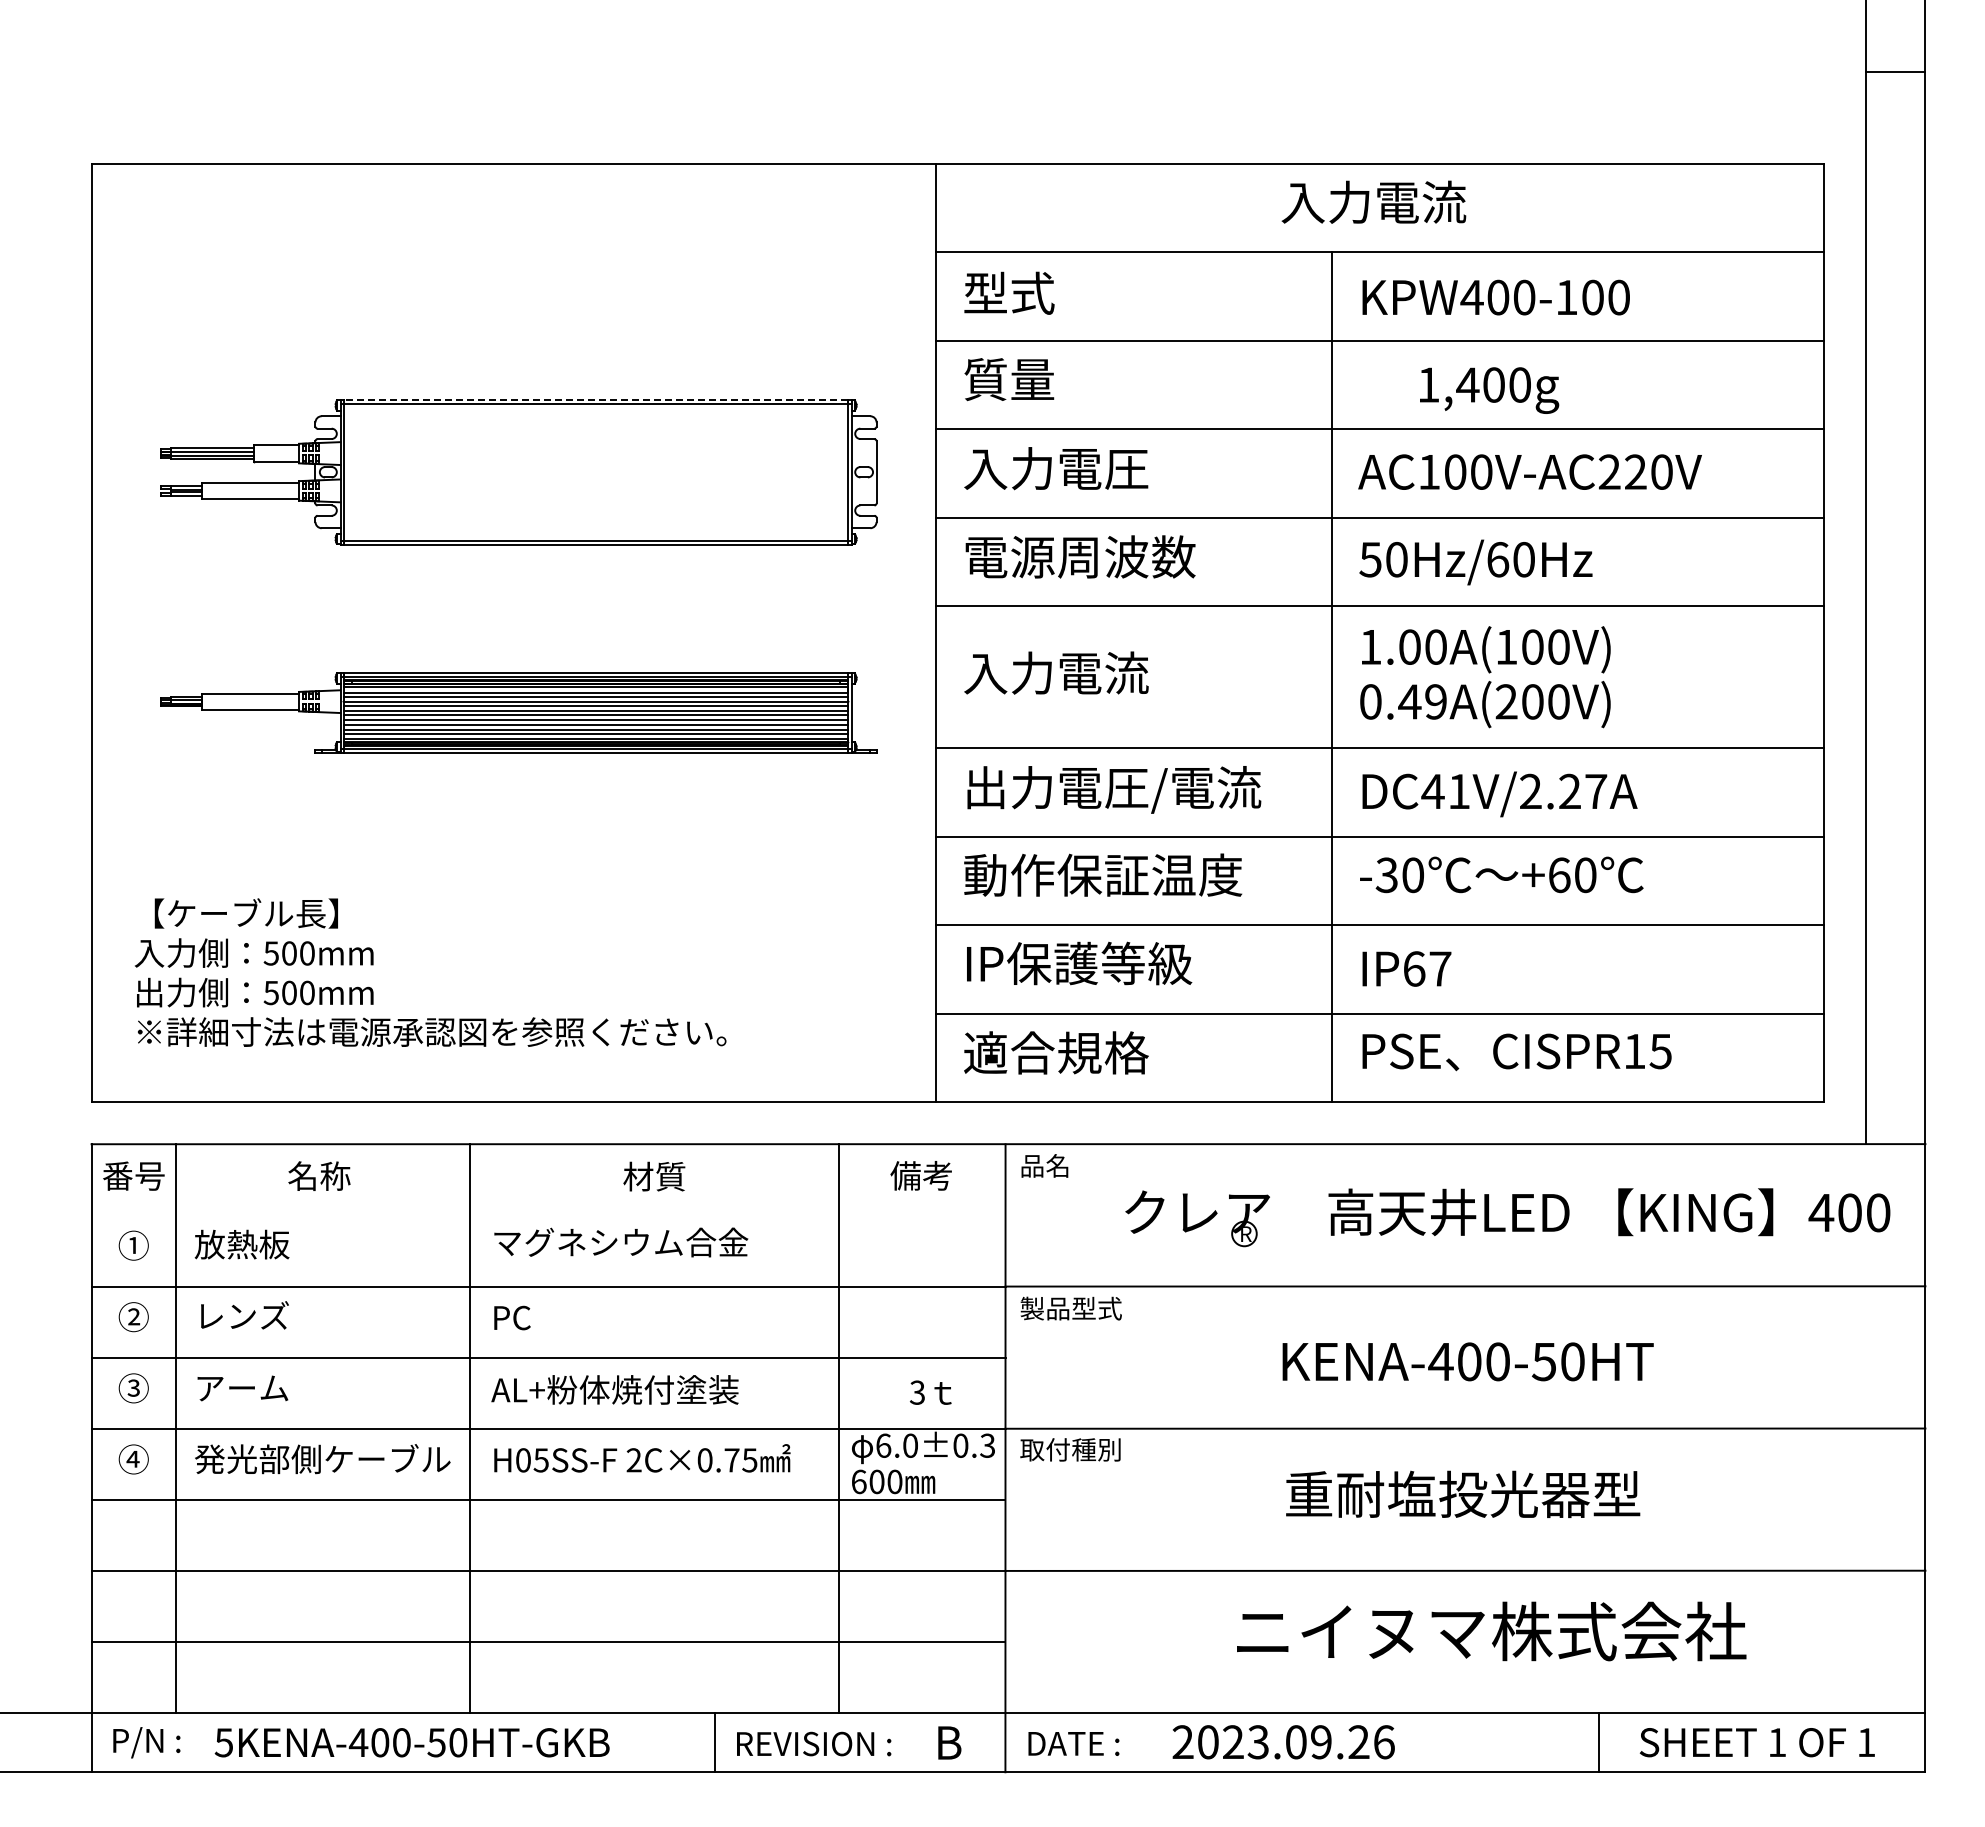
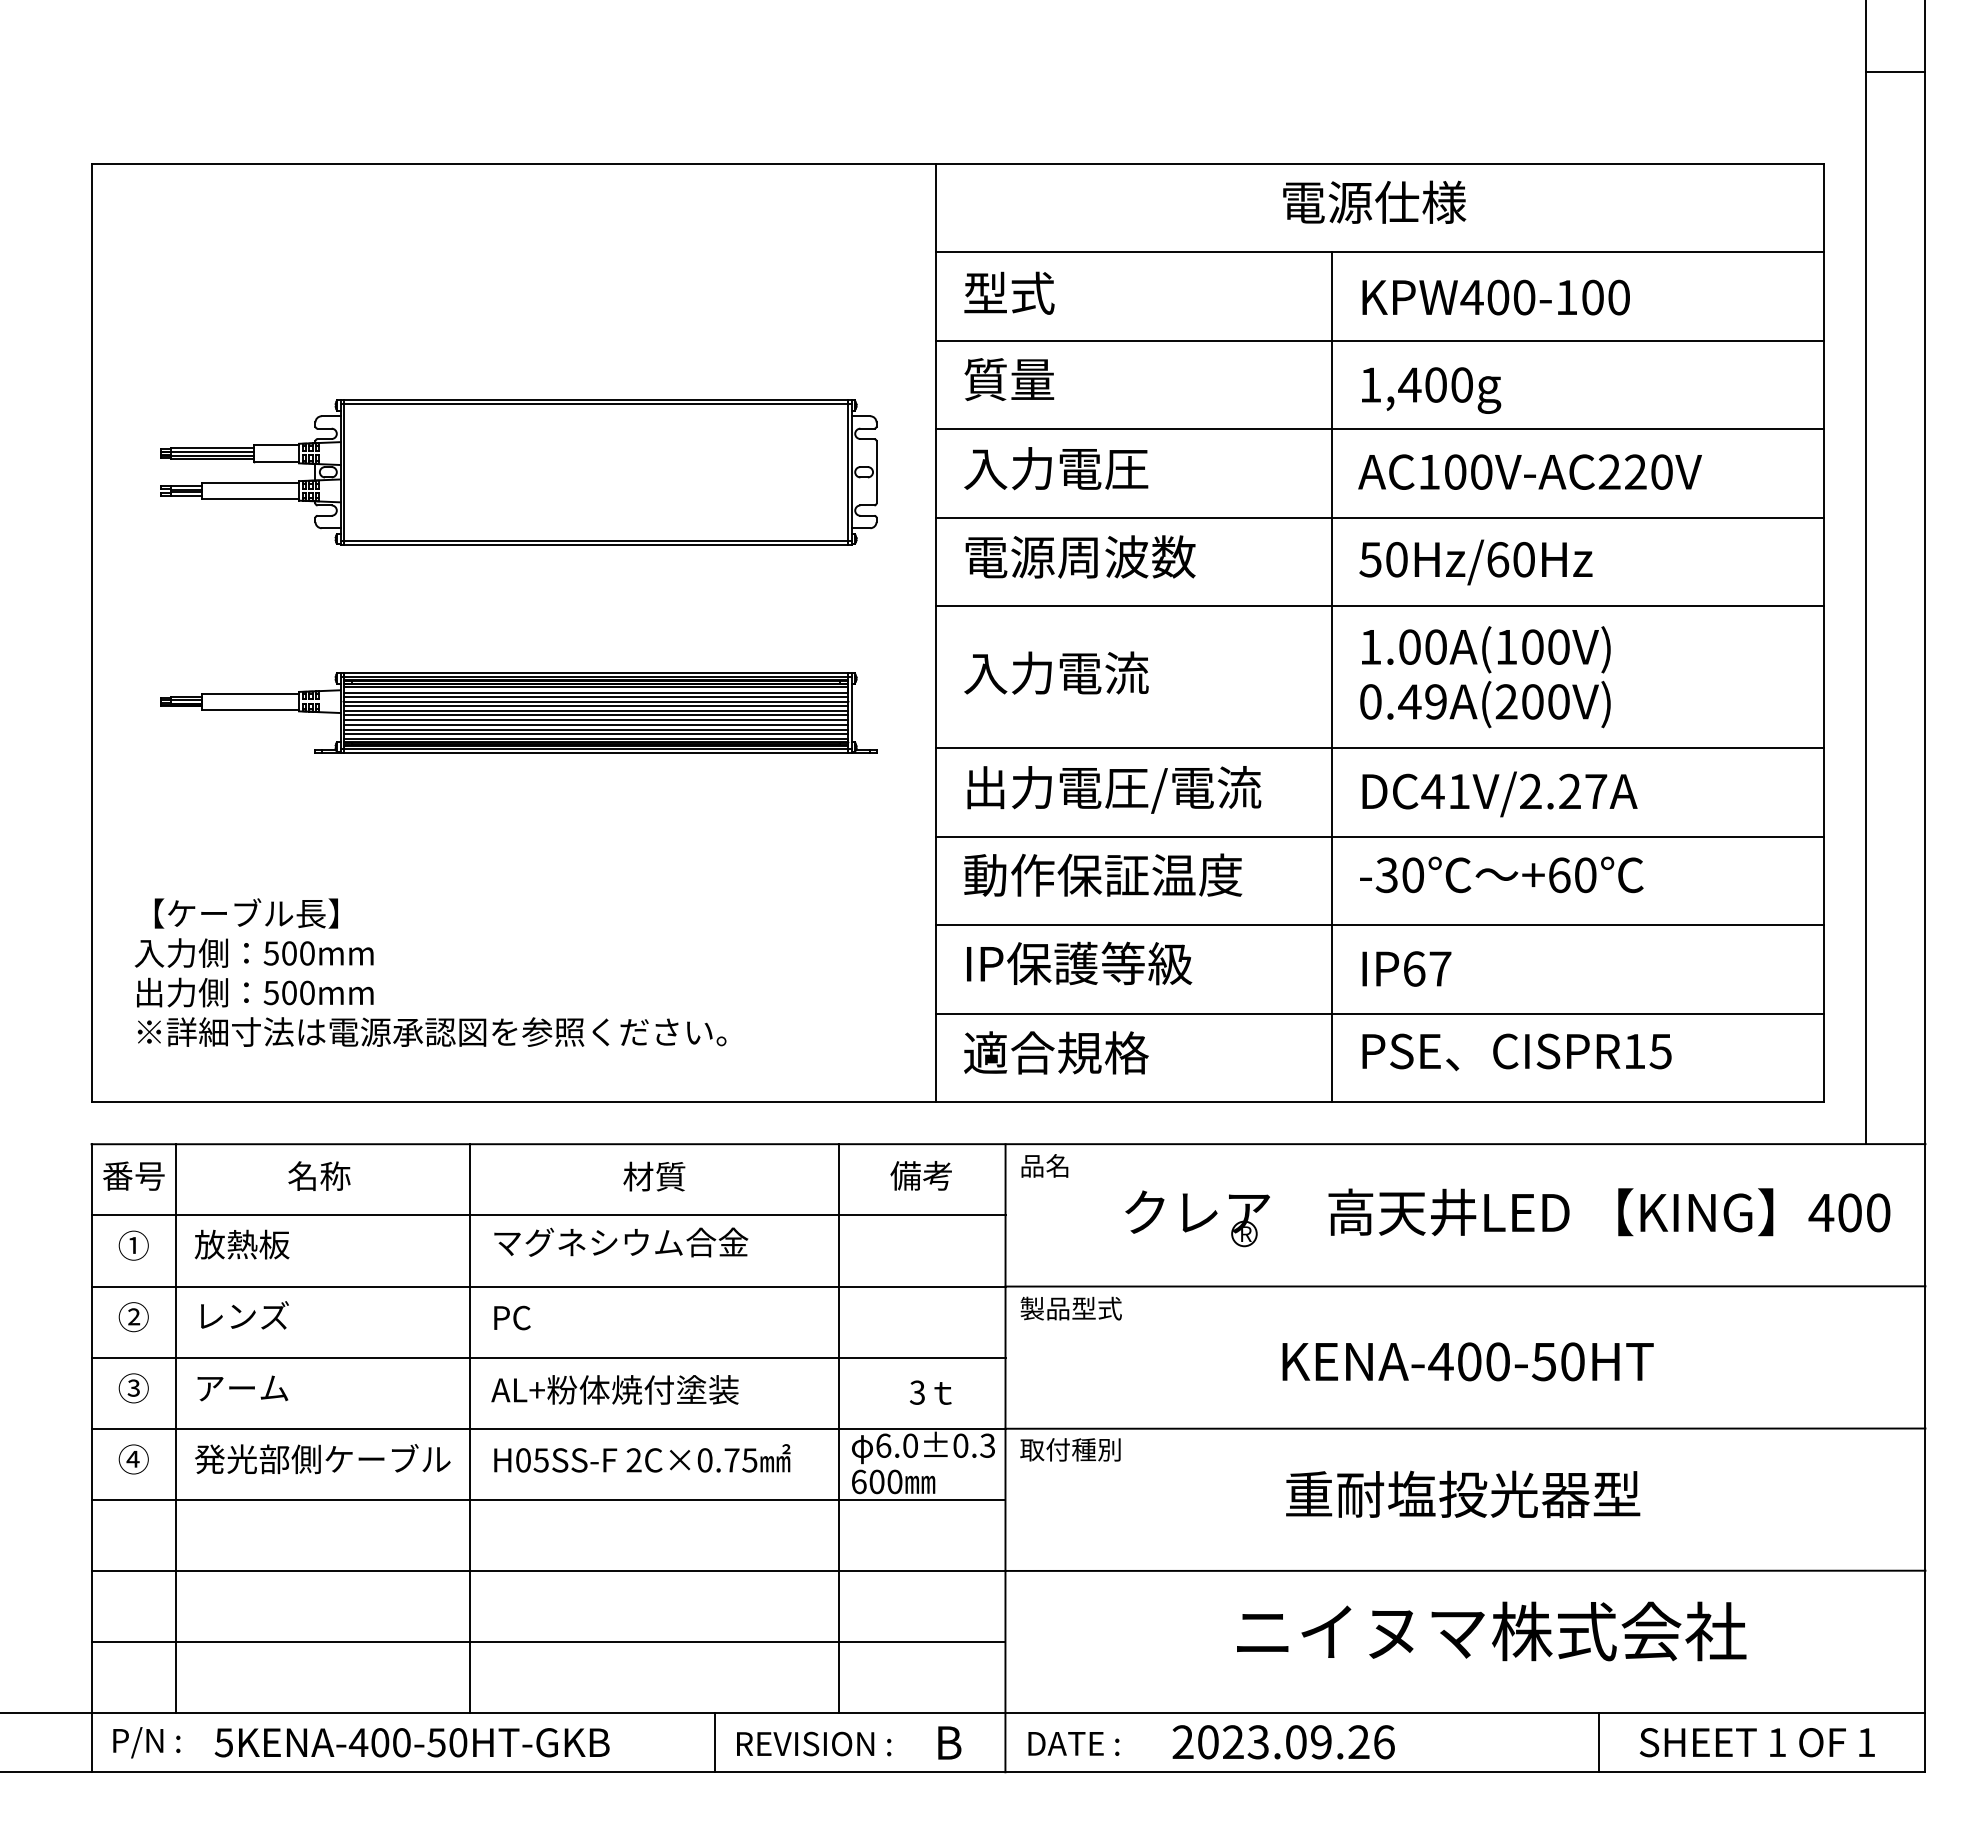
text: 入力電流 -> 電源仕様 (1373, 201)
text position: (1489, 390) -> (1431, 390) (1431, 390)
line: dashed -> solid (595, 399)
line: none -> present (548, 1215)
